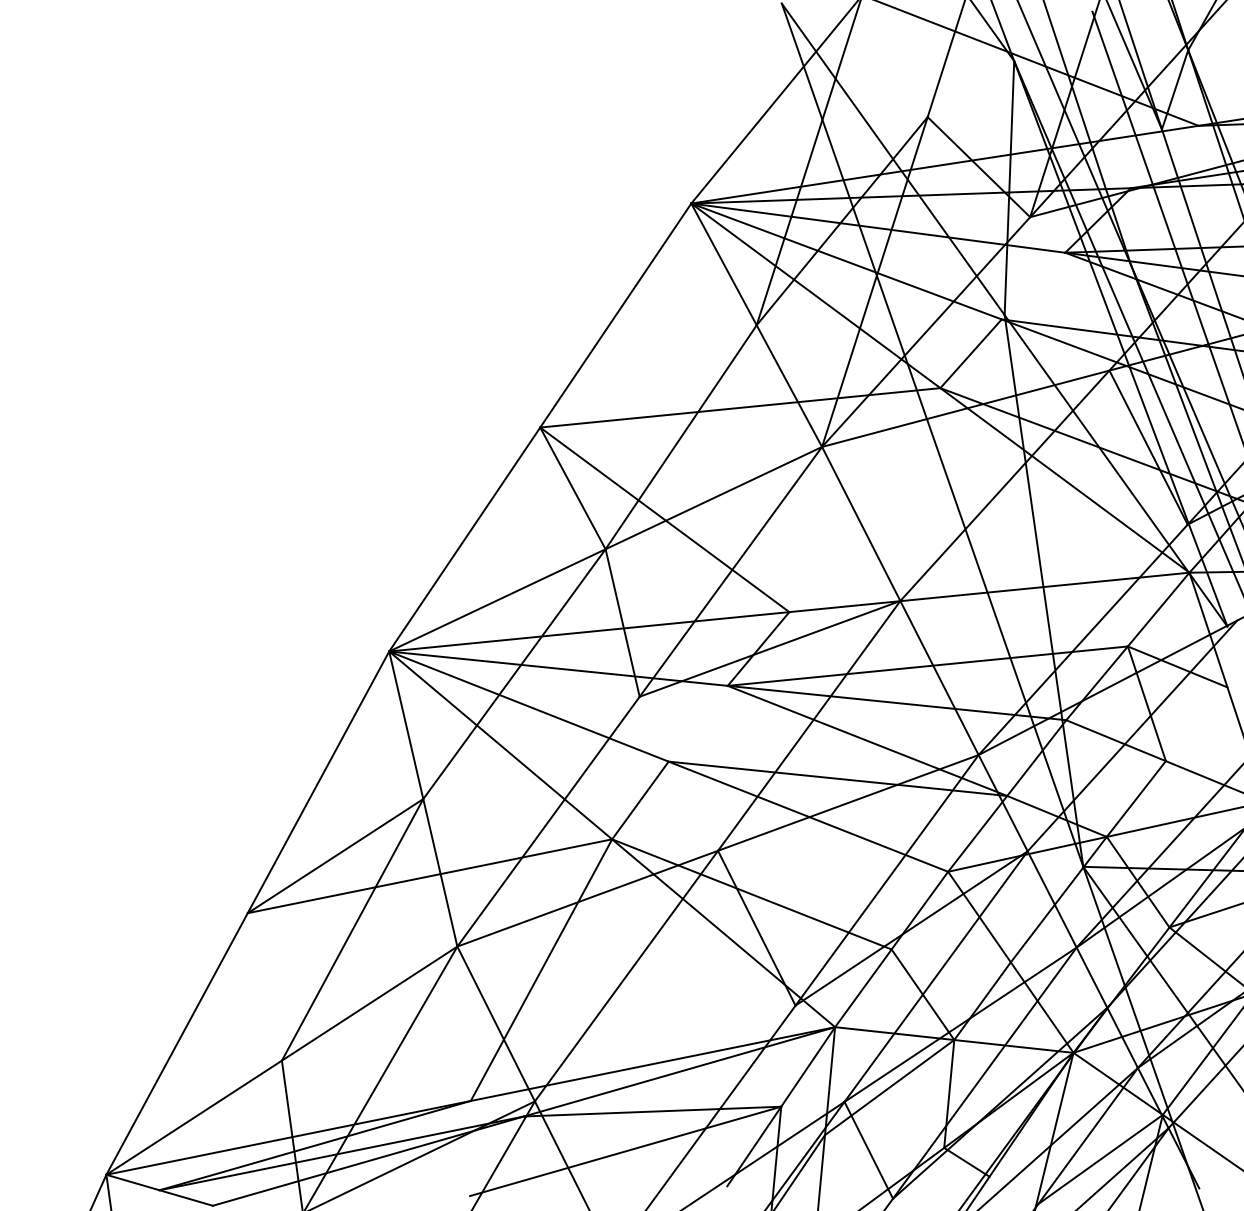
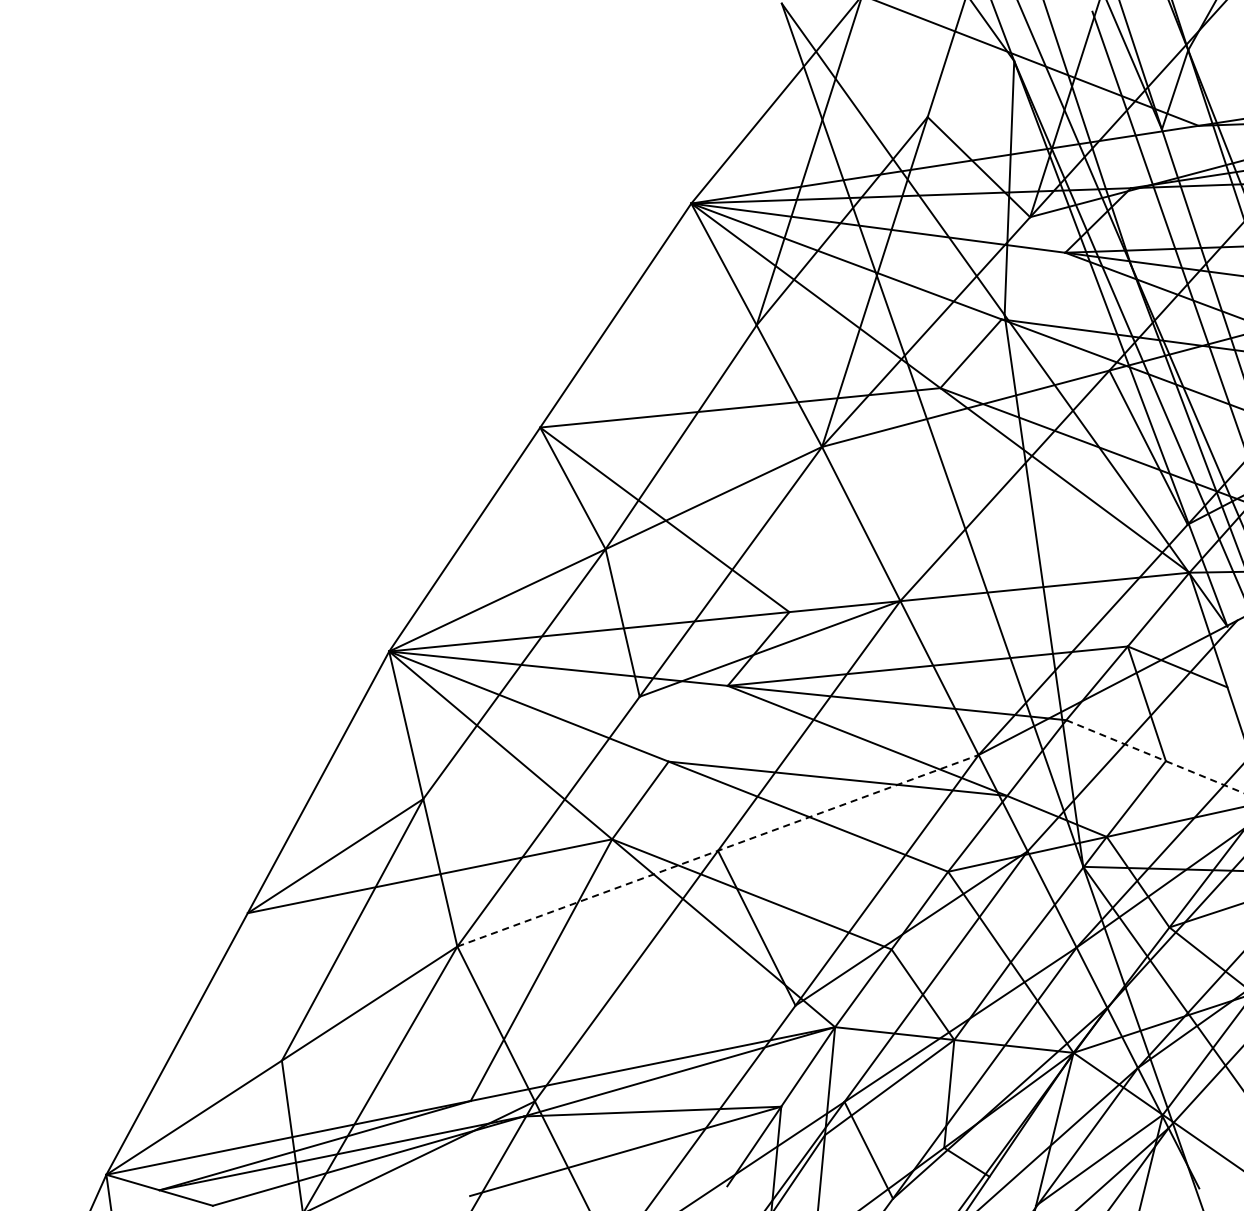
line: solid -> dashed (1154, 756)
line: solid -> dashed (718, 850)
